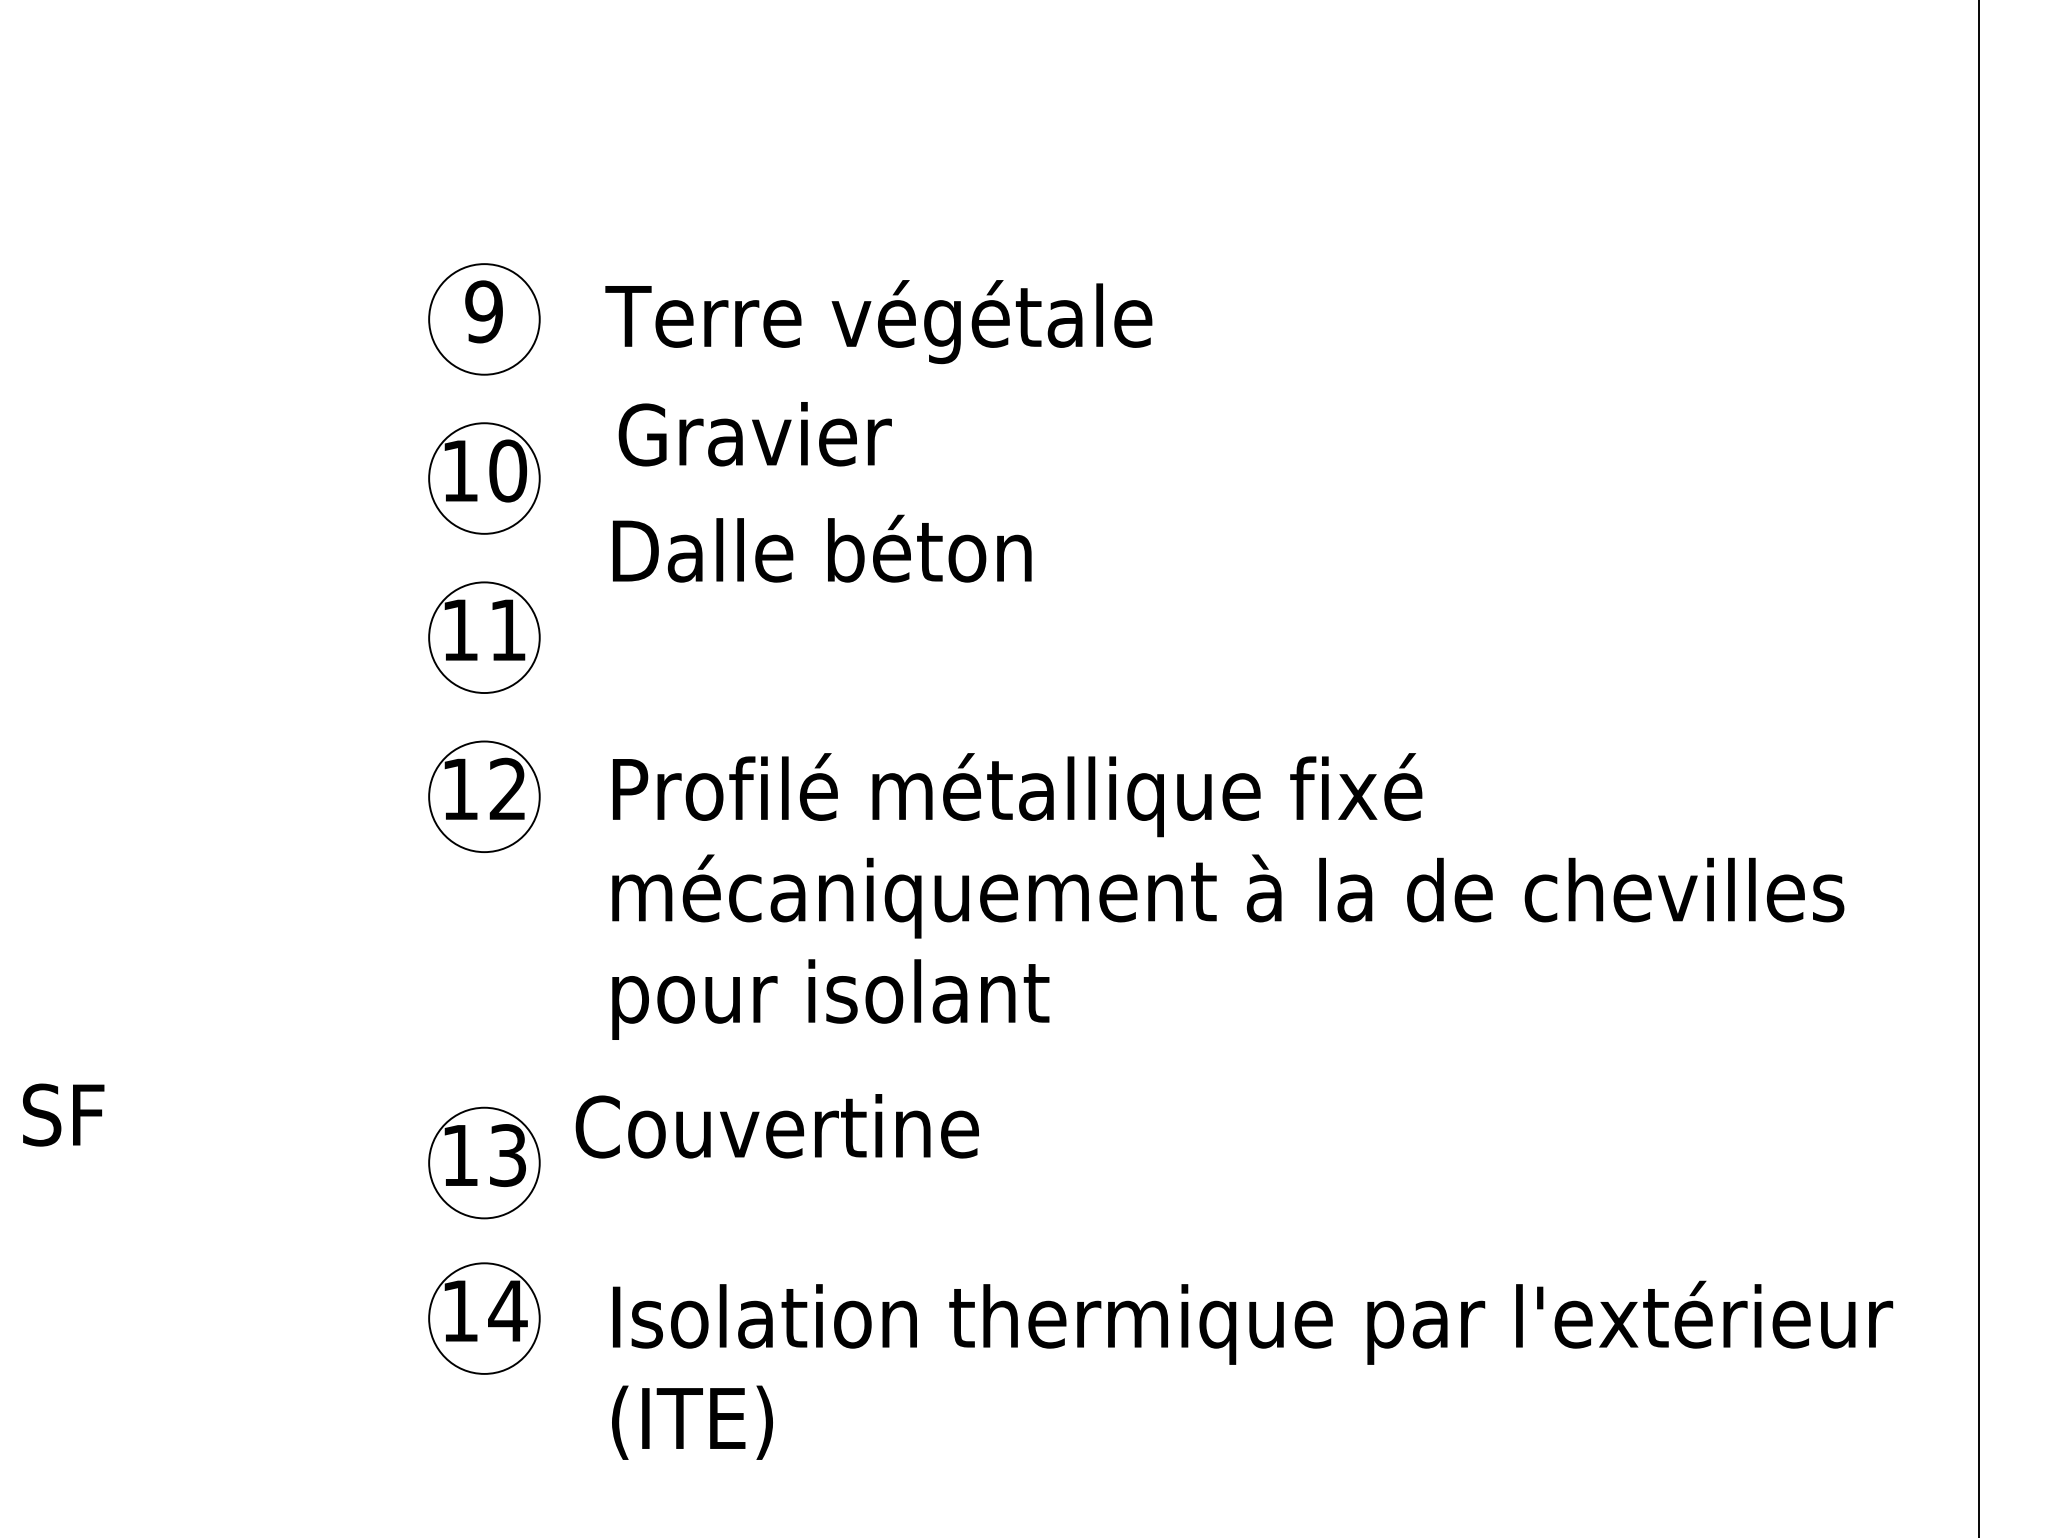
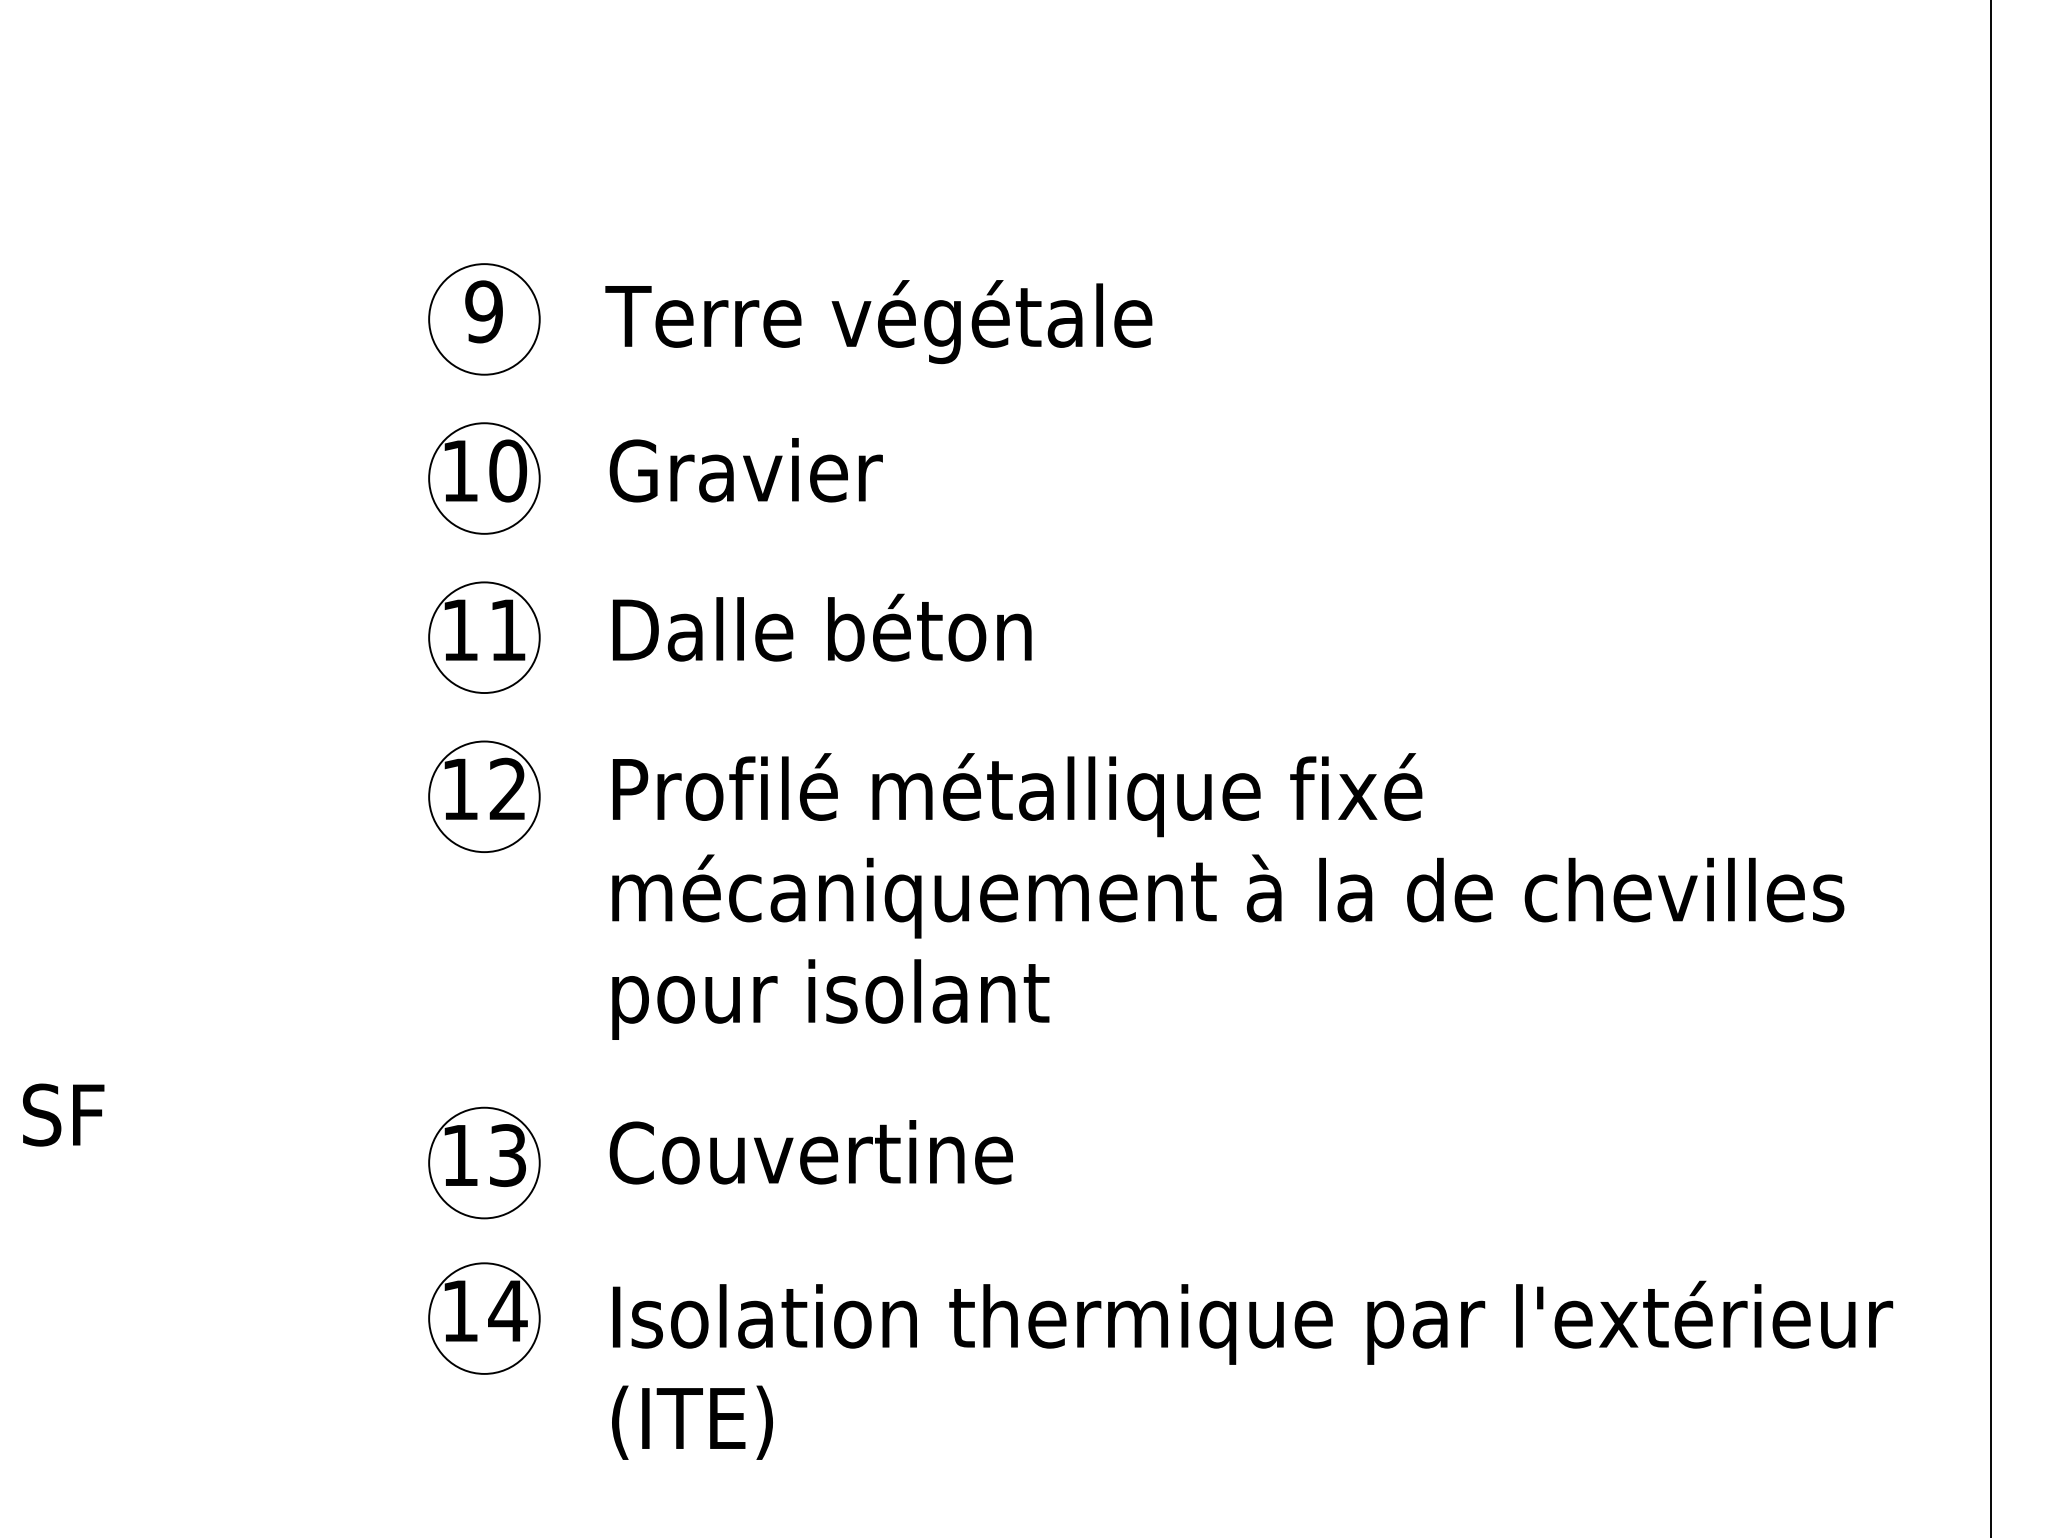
text position: (754, 434) -> (745, 470) (745, 470)
text position: (822, 548) -> (822, 627) (822, 627)
line position: (1979, 768) -> (1991, 768) (1991, 768)
text position: (776, 1126) -> (810, 1152) (810, 1152)
